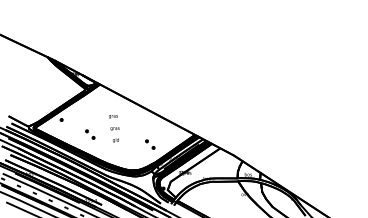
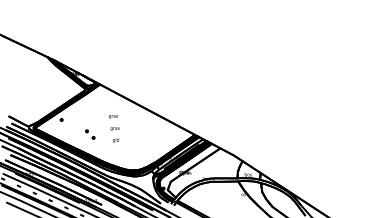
part: present -> none (150, 144)
